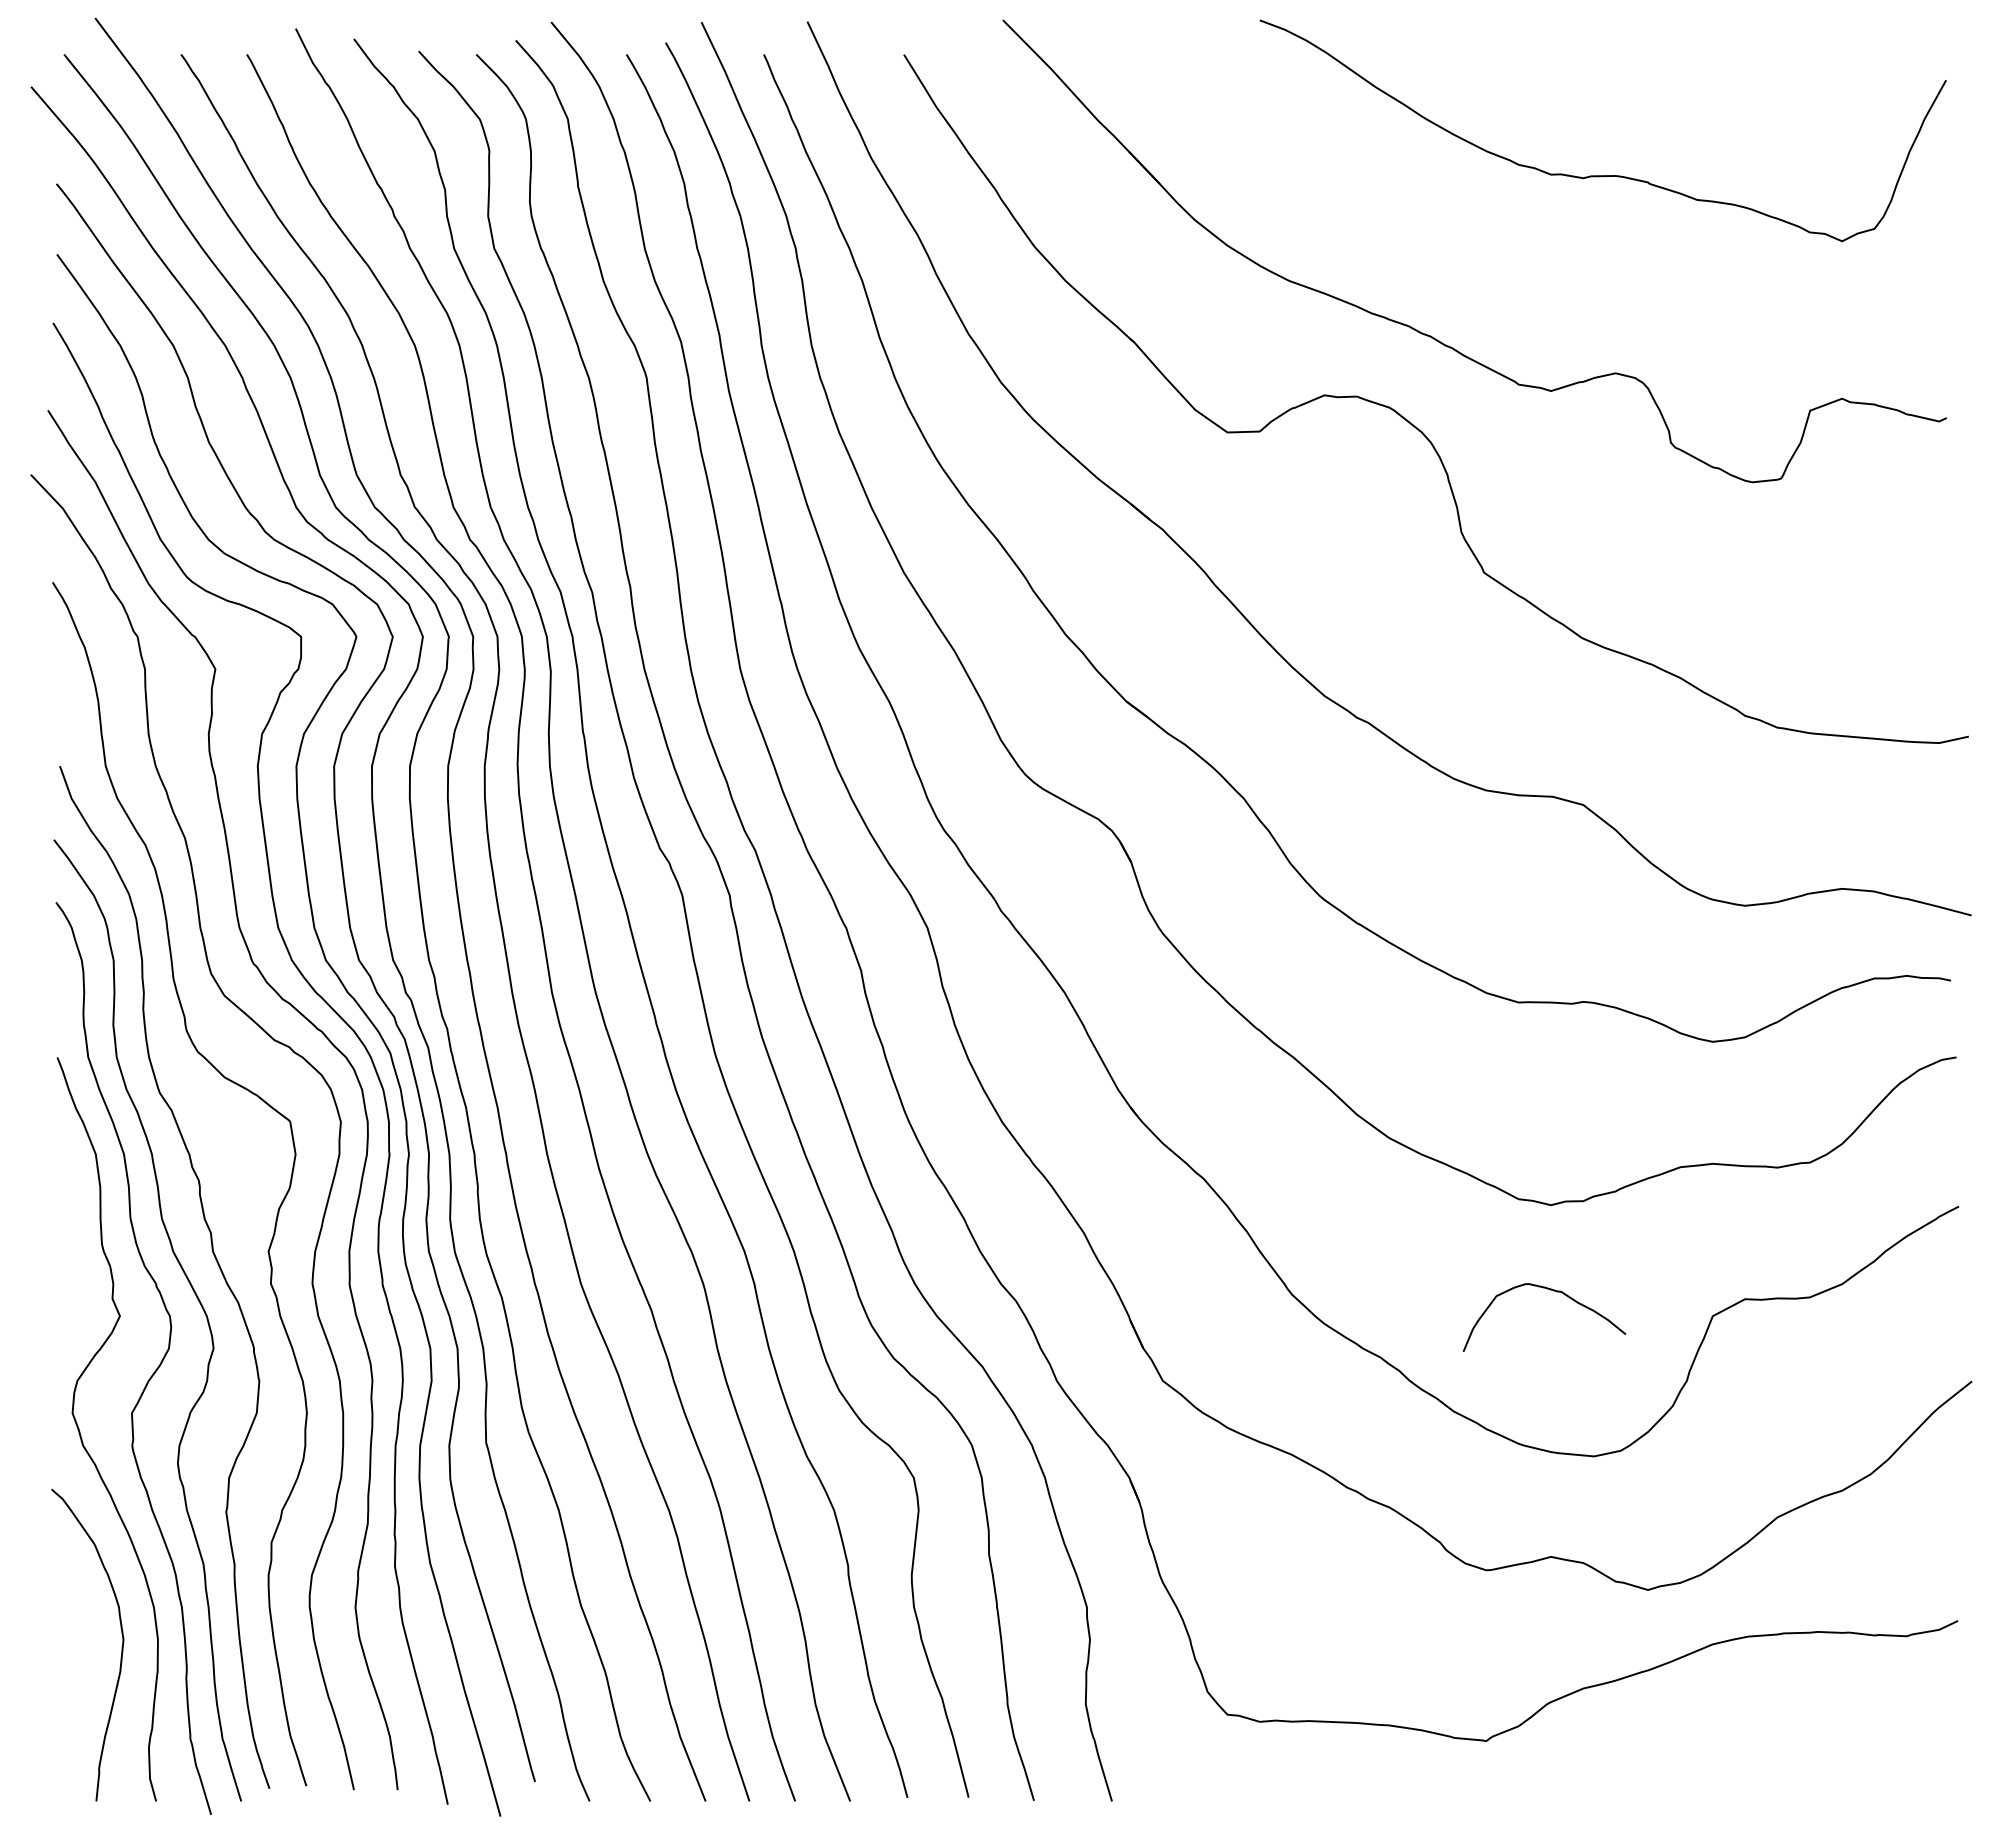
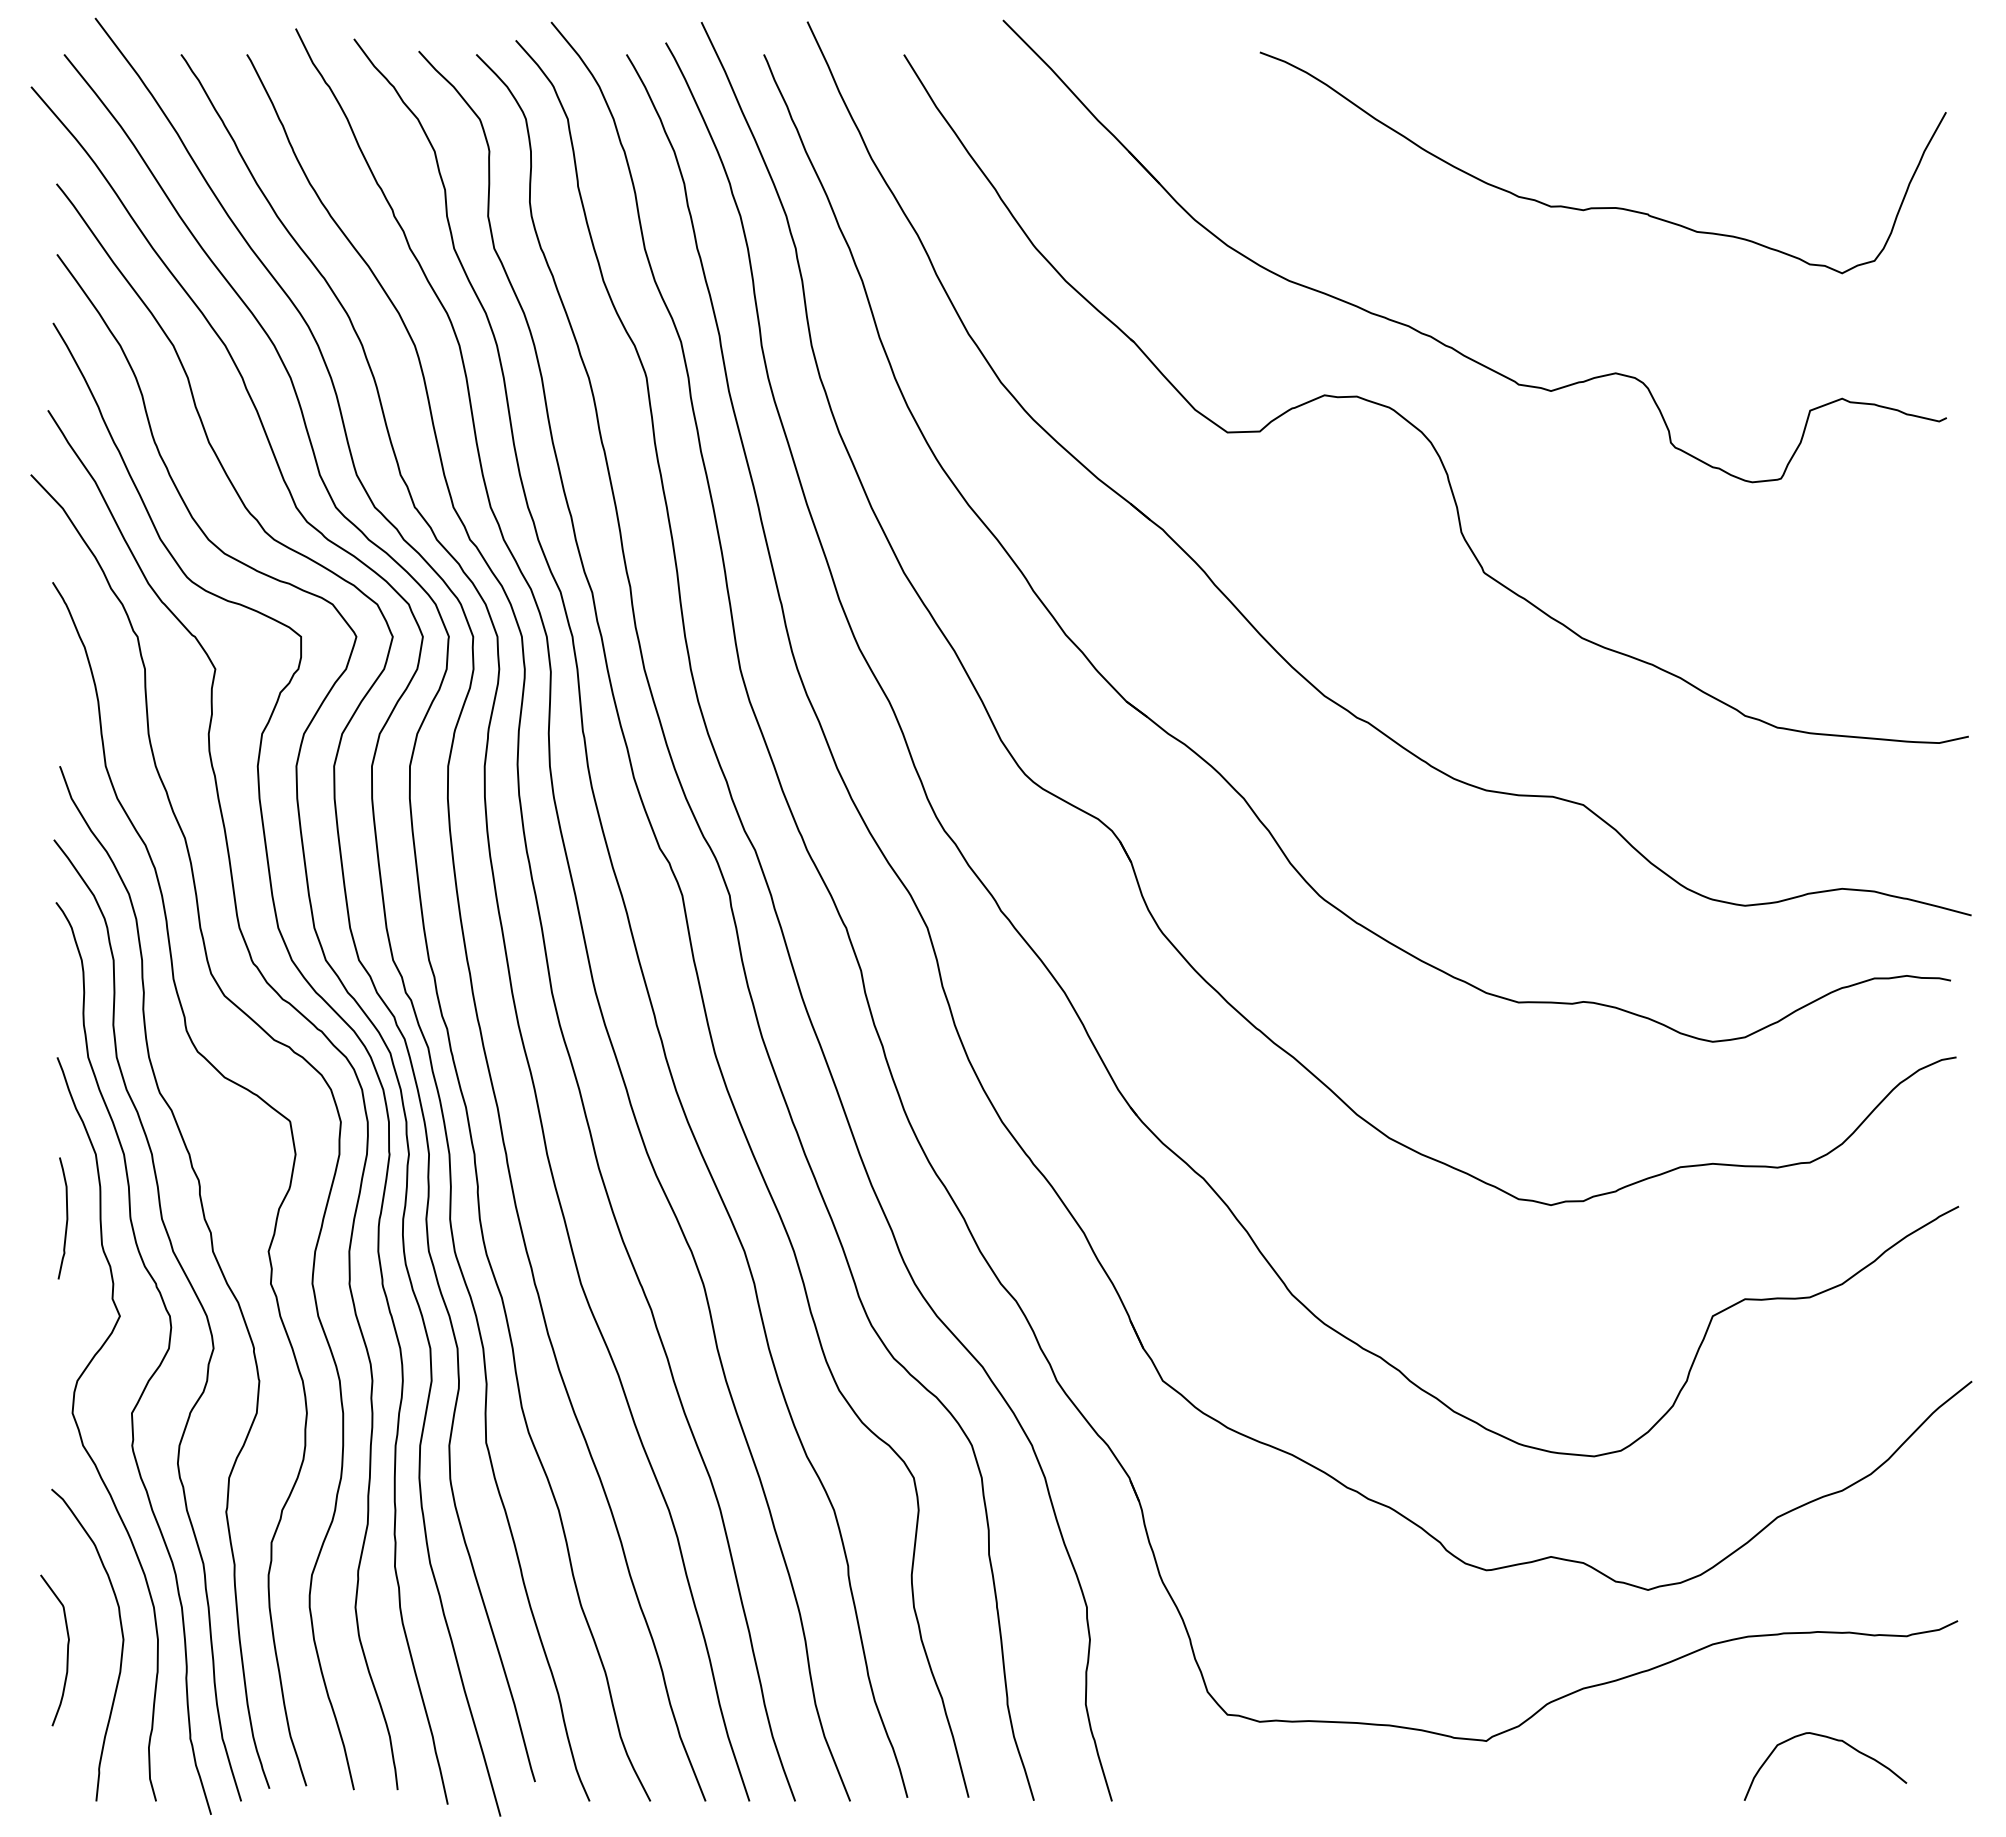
curve position: (1602, 175) -> (1602, 207) (1602, 207)
curve: none -> present (66, 1218)
curve position: (1553, 1291) -> (1834, 1740) (1834, 1740)
curve: none -> present (67, 1650)
